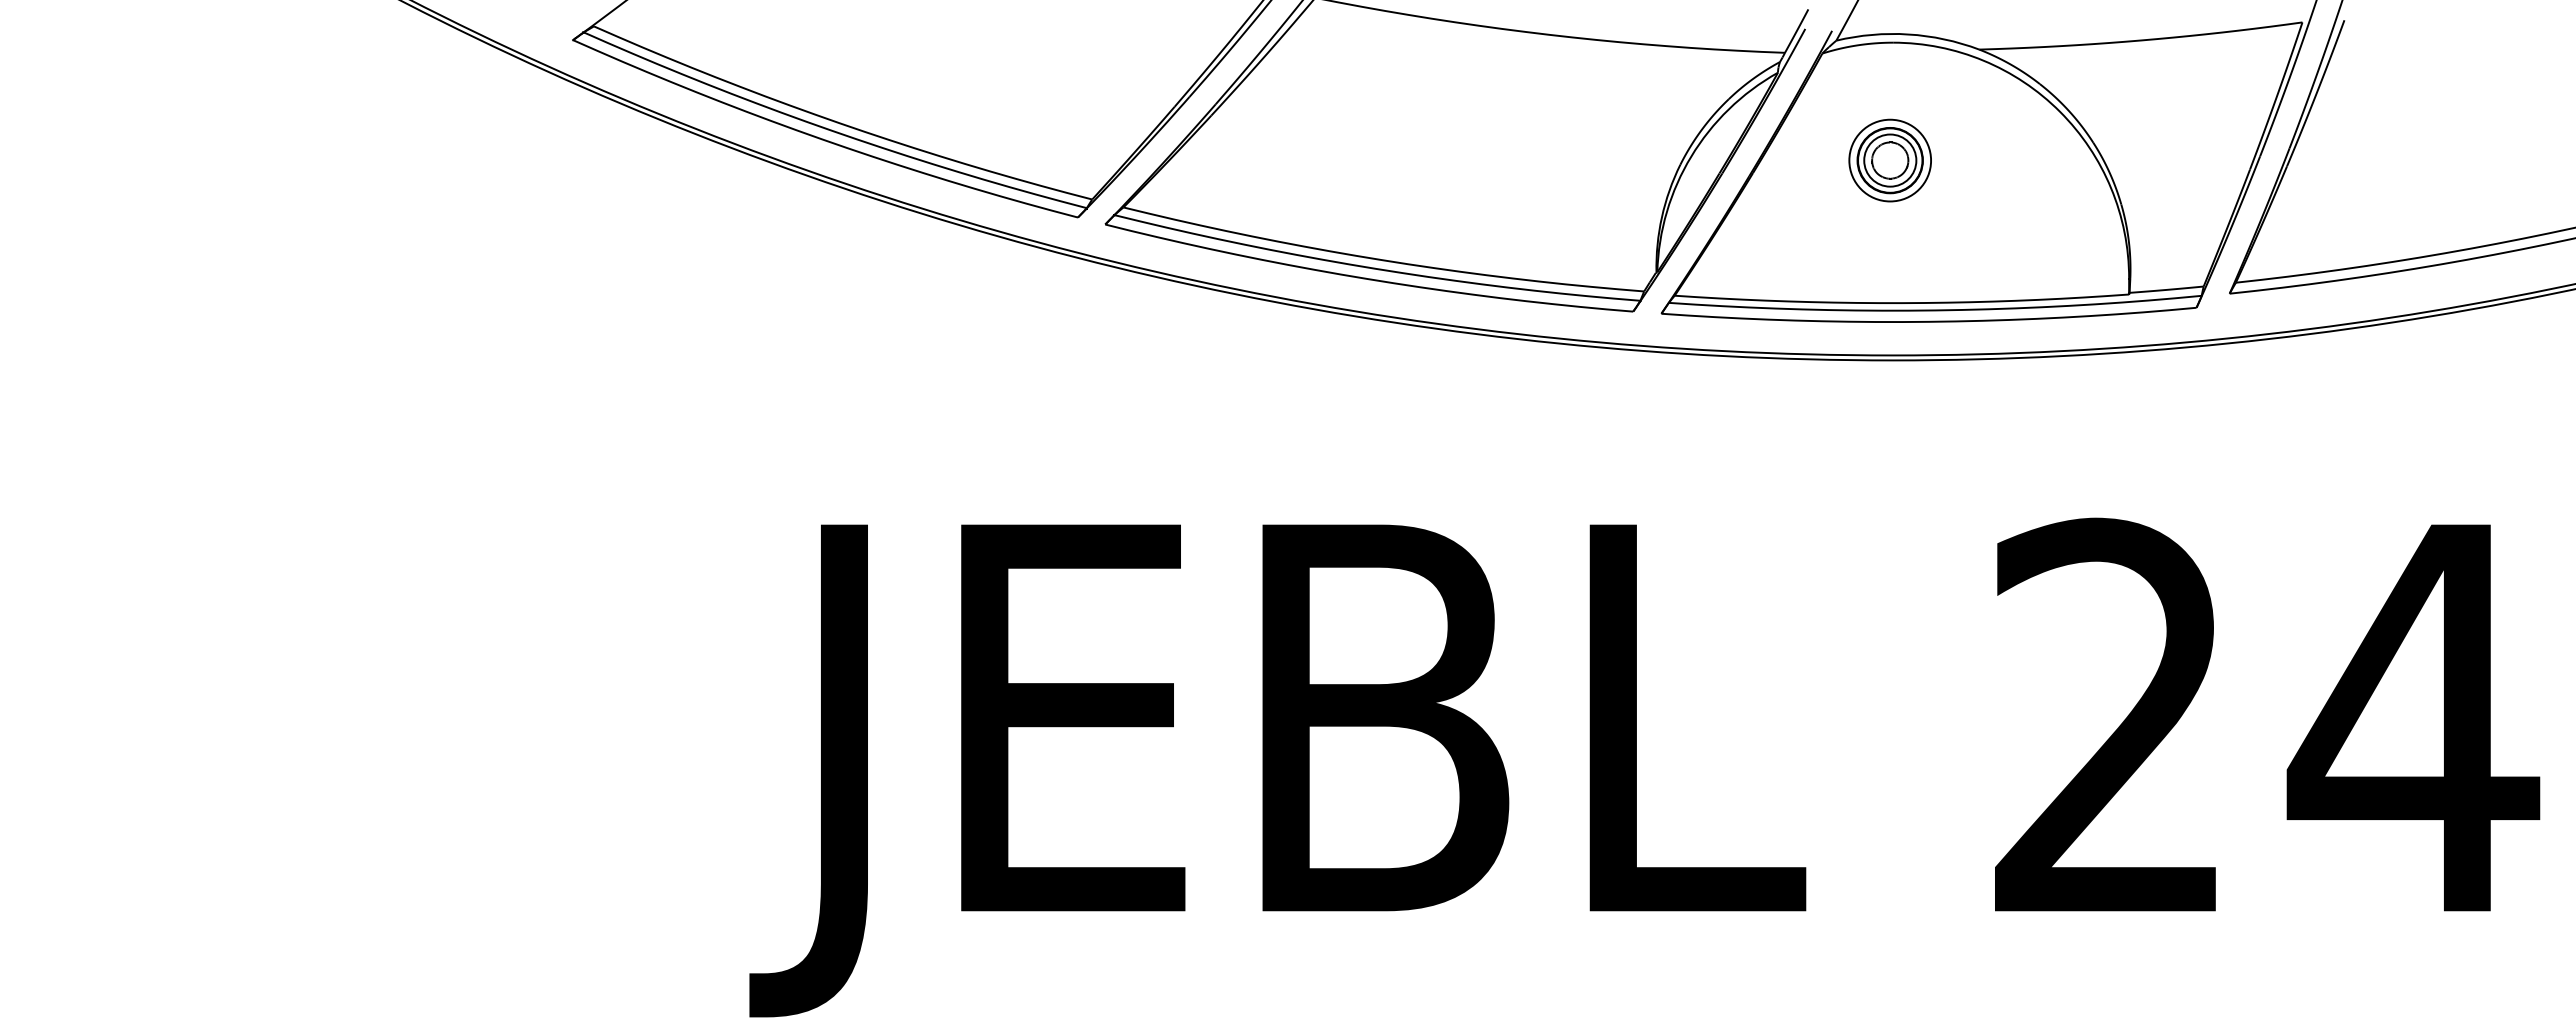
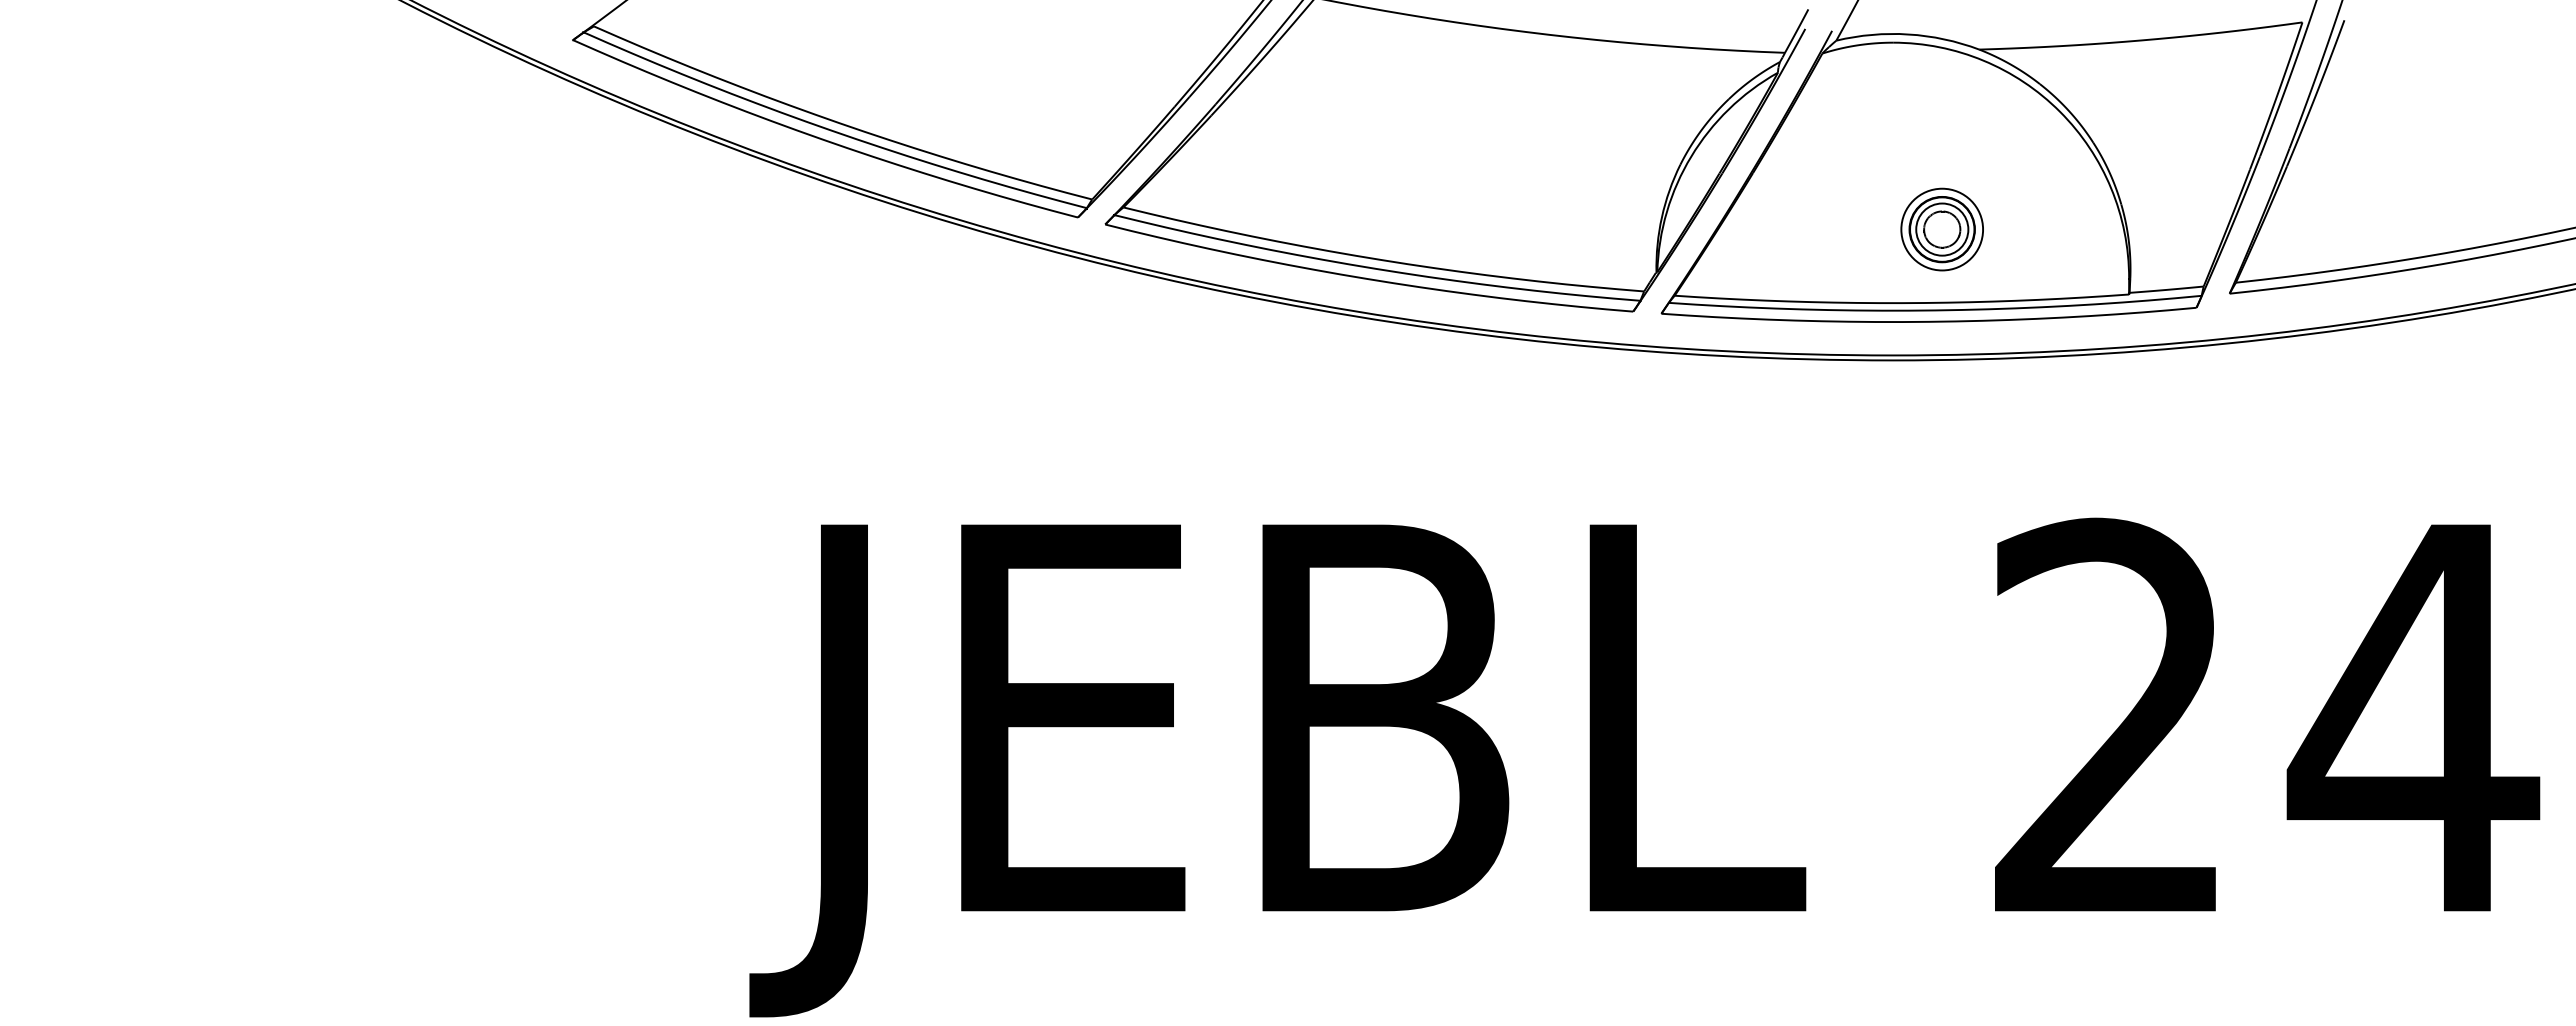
part position: (1889, 160) -> (1941, 229) (1941, 229)
